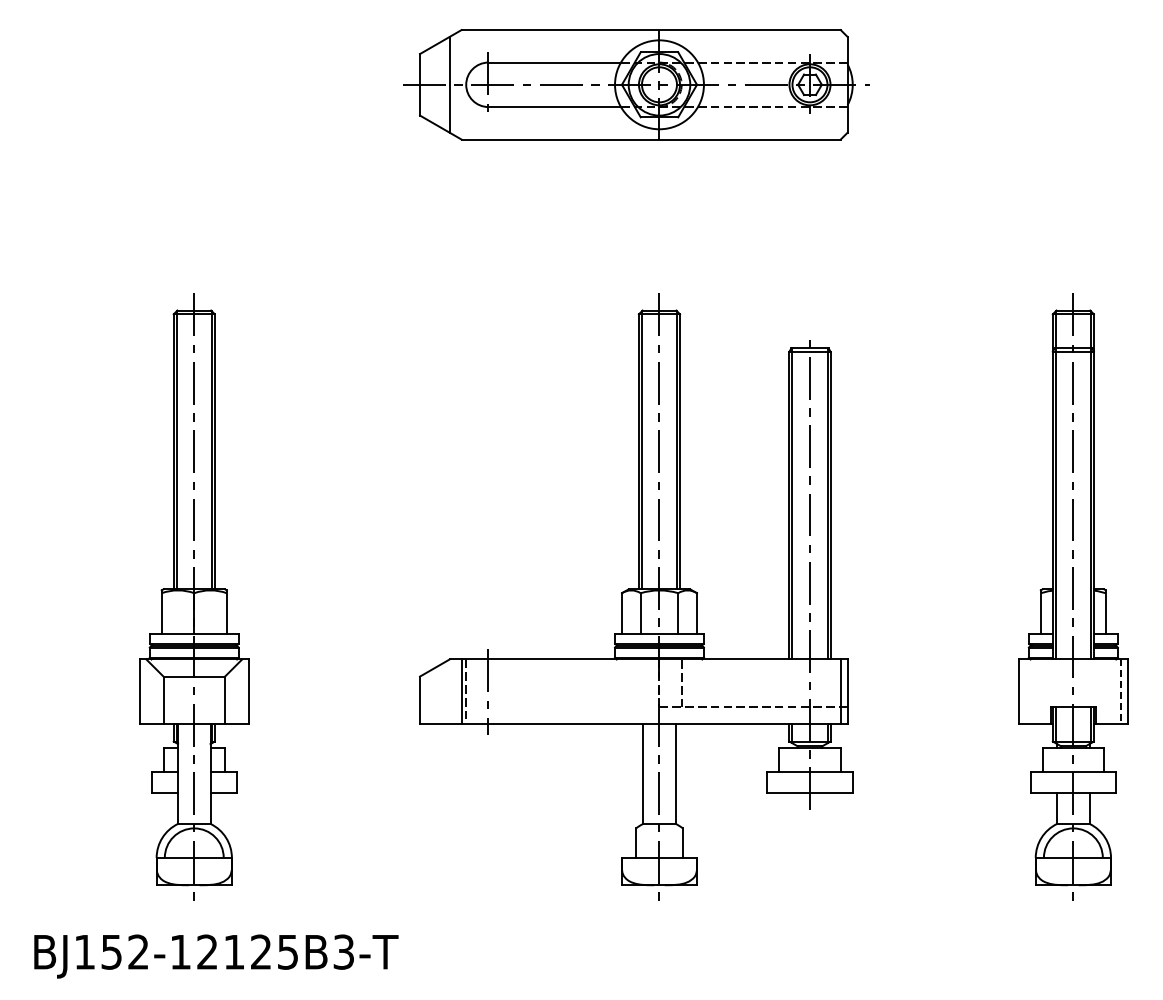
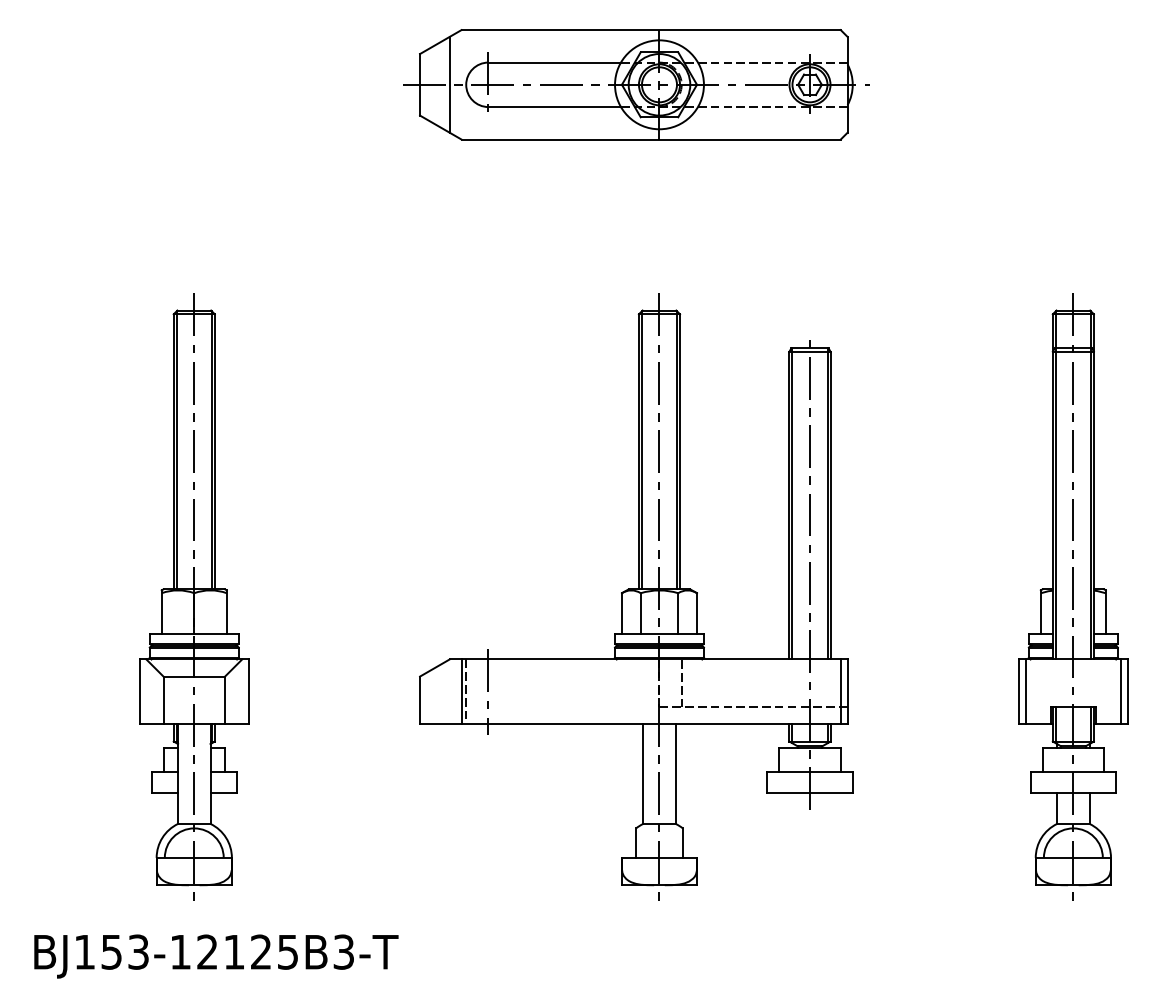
line: none -> present (1025, 691)
line: dashed -> solid (1121, 692)
text: BJ152-12125B3-T -> BJ153-12125B3-T (138, 951)
